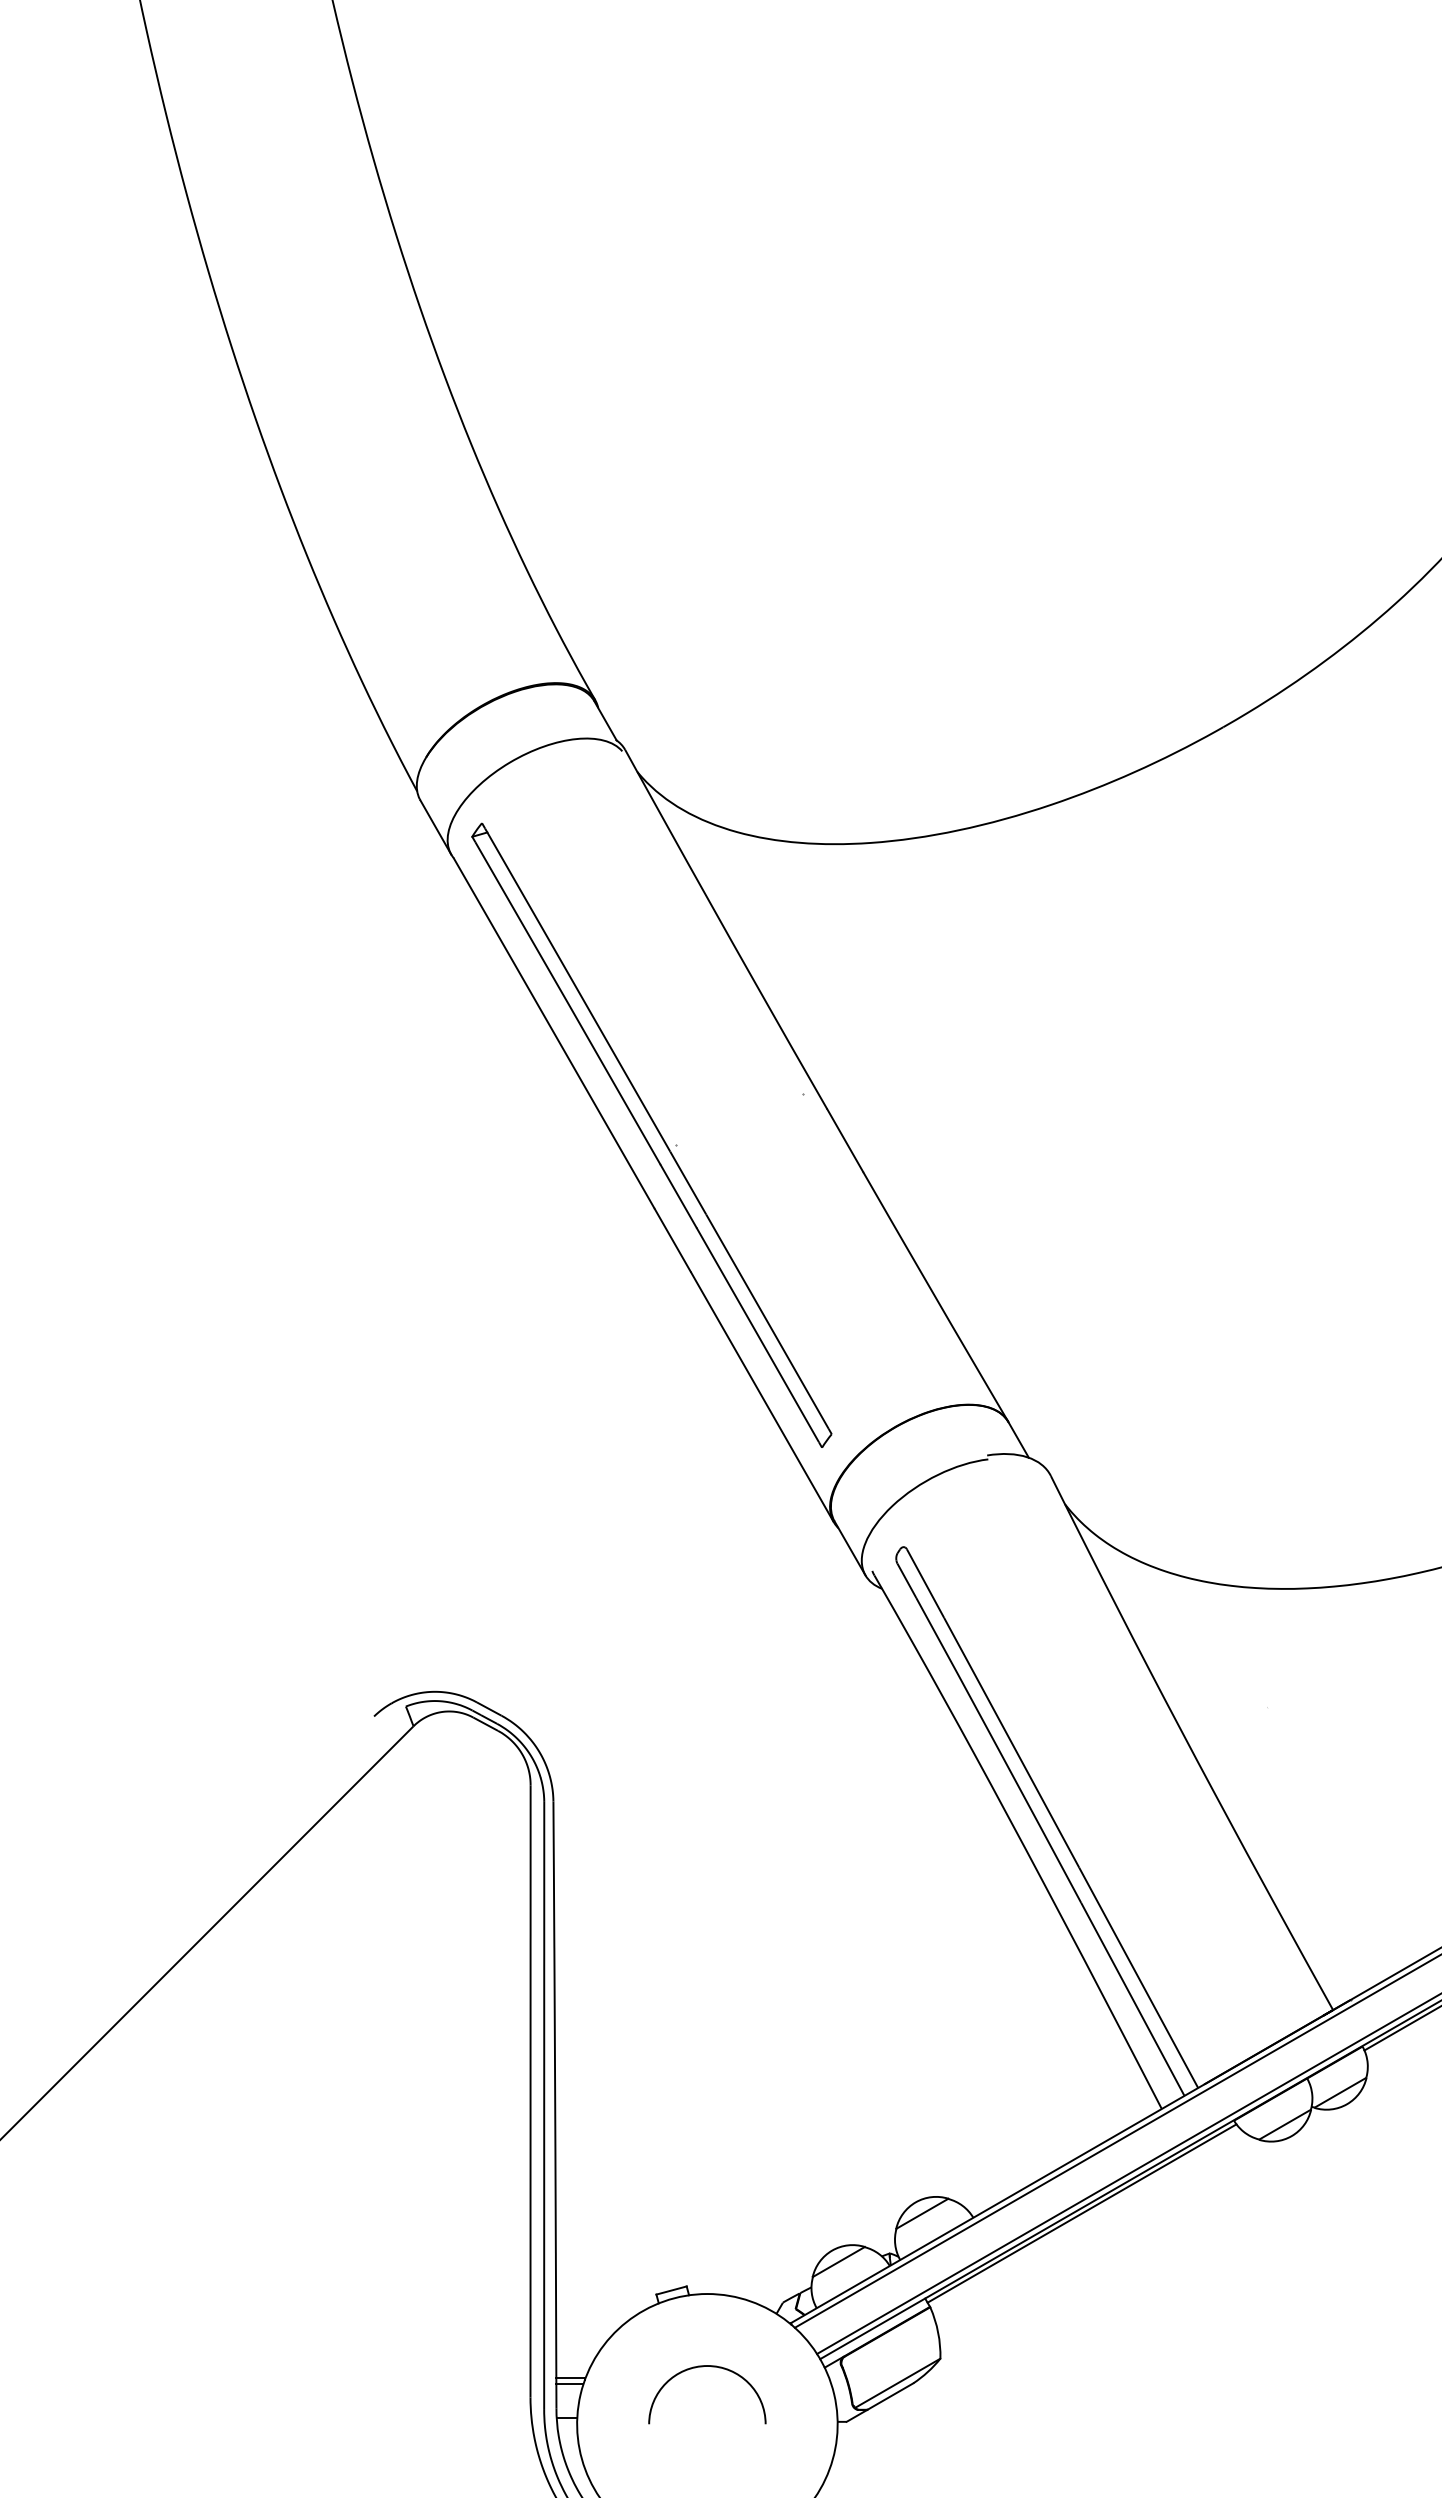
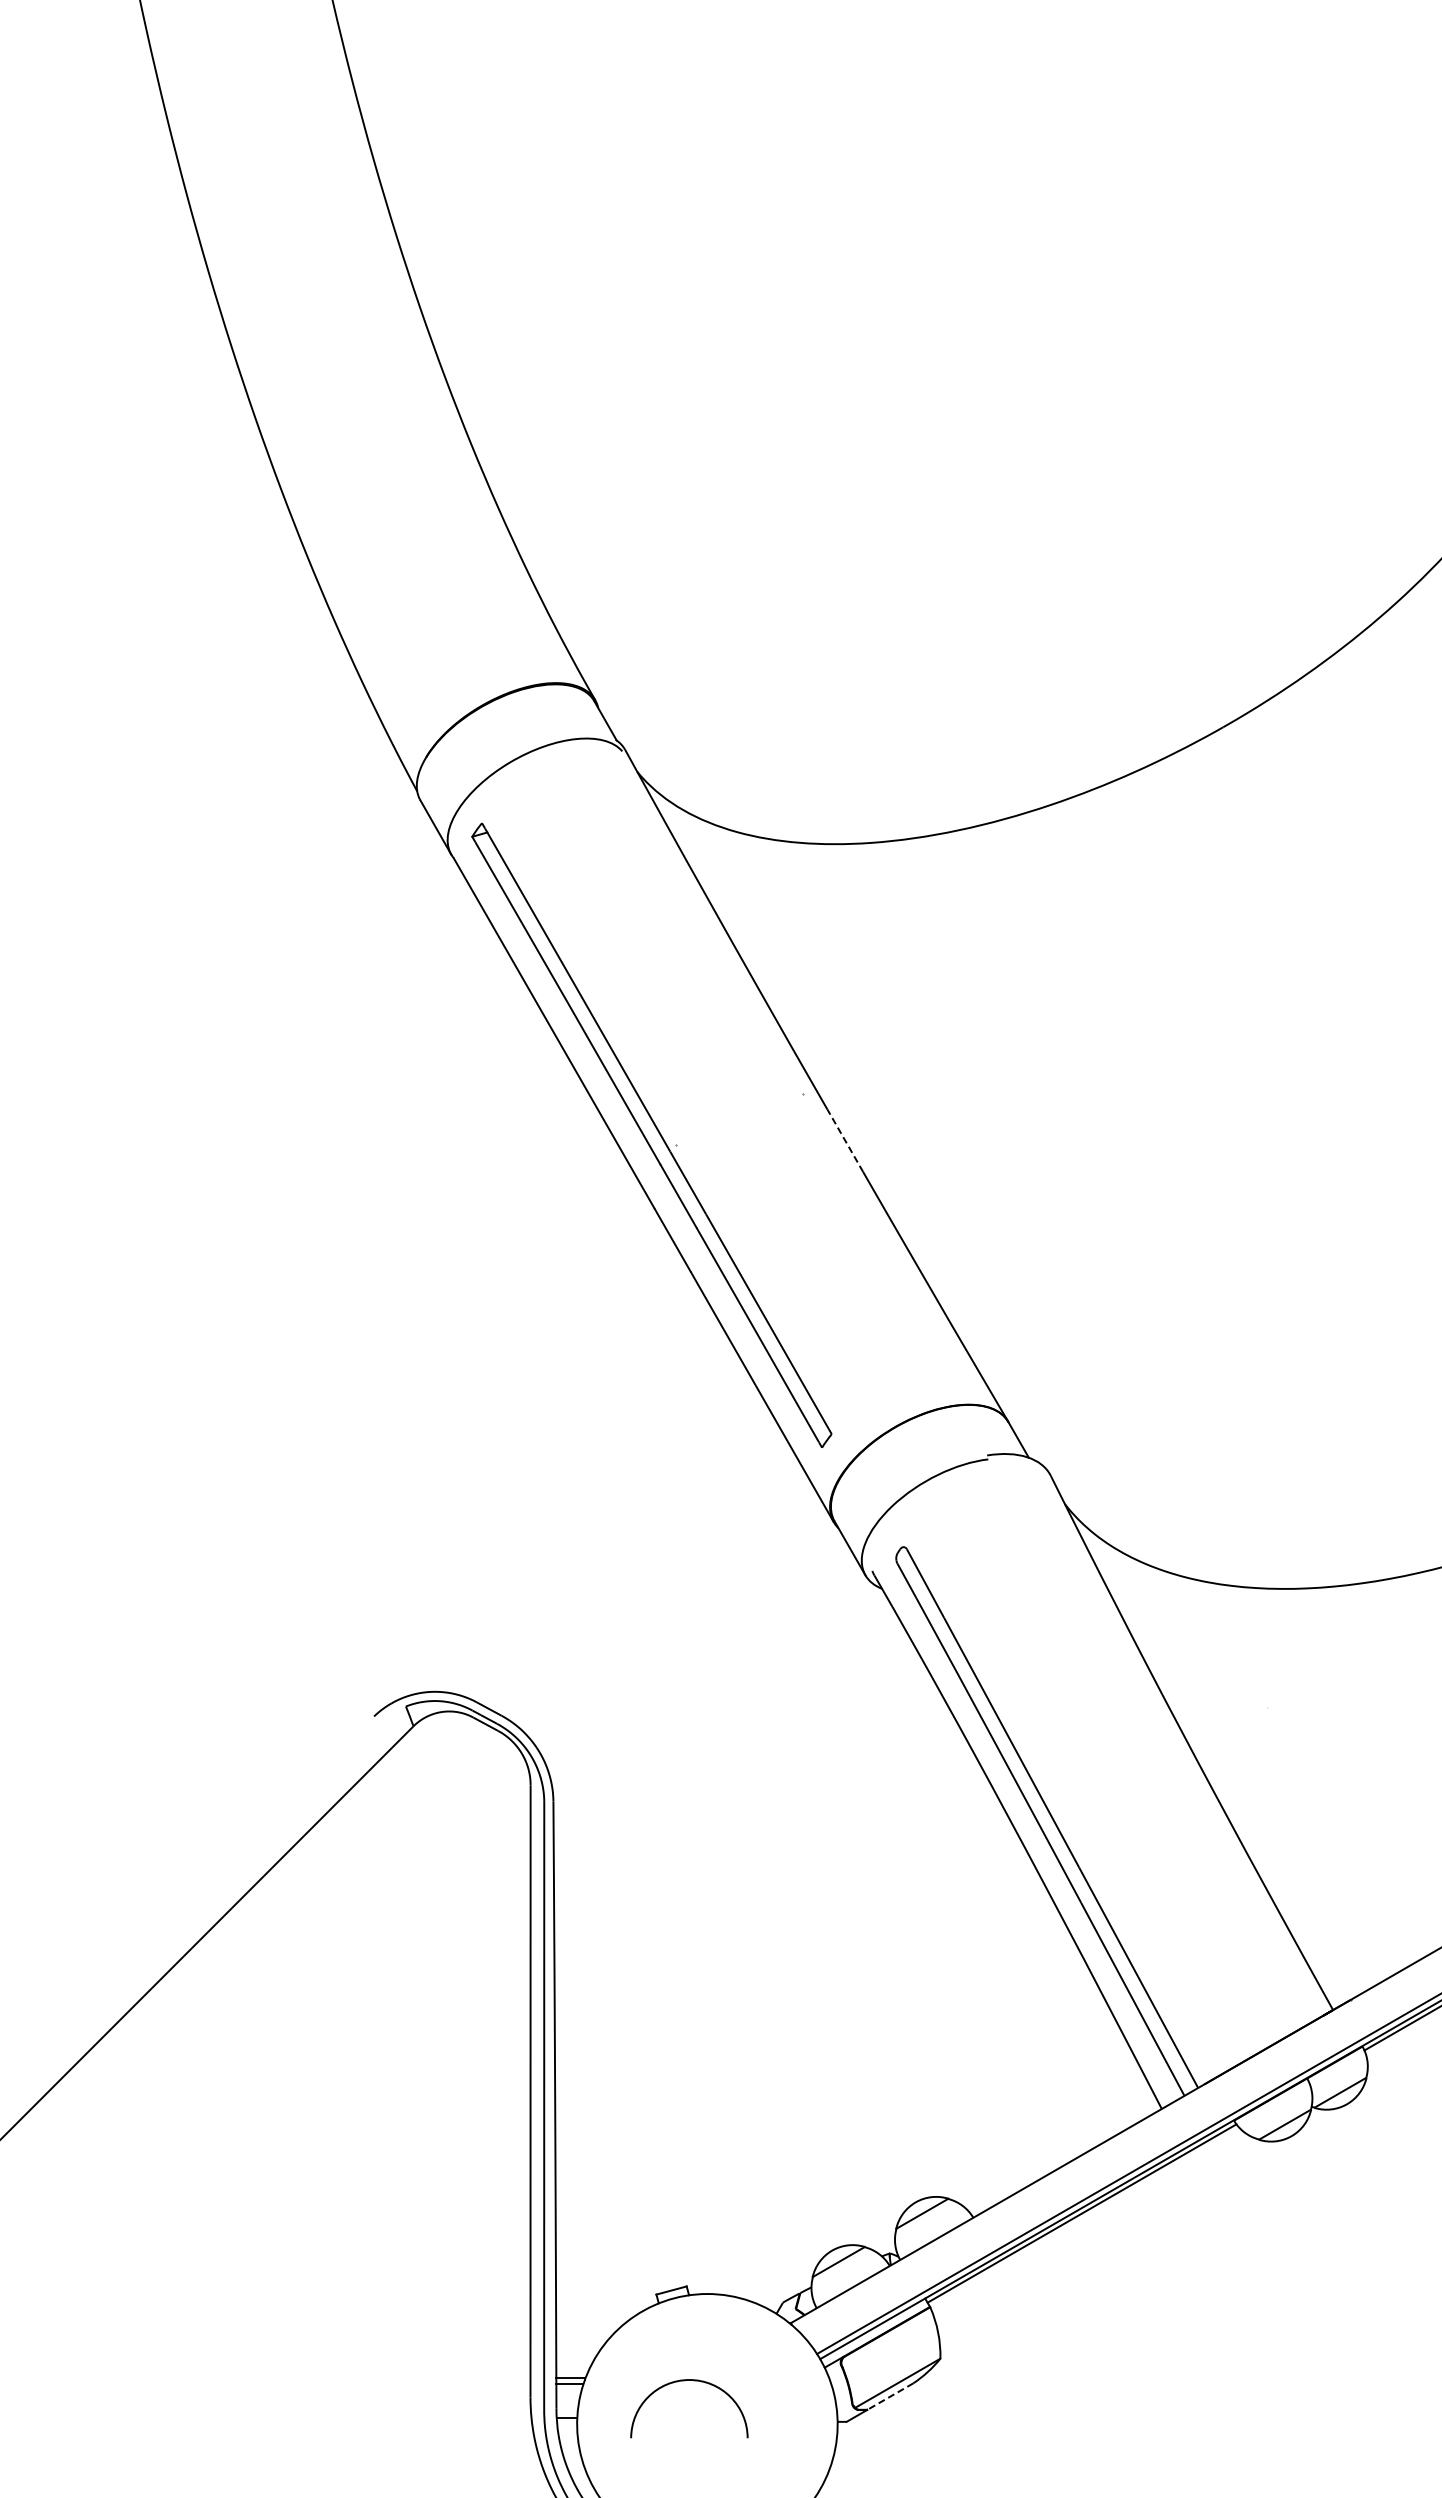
line: solid -> dashed (844, 1140)
line: present -> none (1116, 2141)
arc position: (711, 2367) -> (693, 2381) (693, 2381)
line: solid -> dashed (890, 2396)
